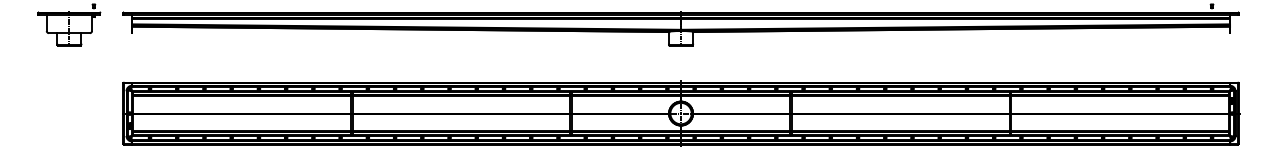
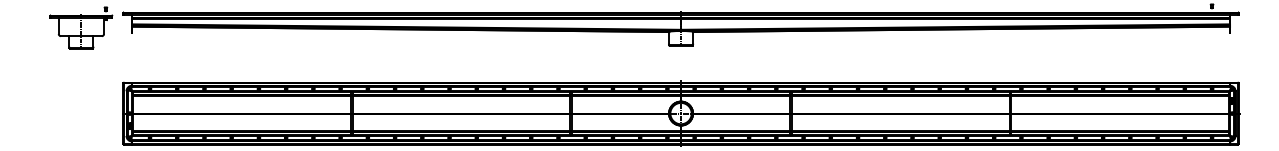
part position: (69, 24) -> (81, 27) (81, 27)
